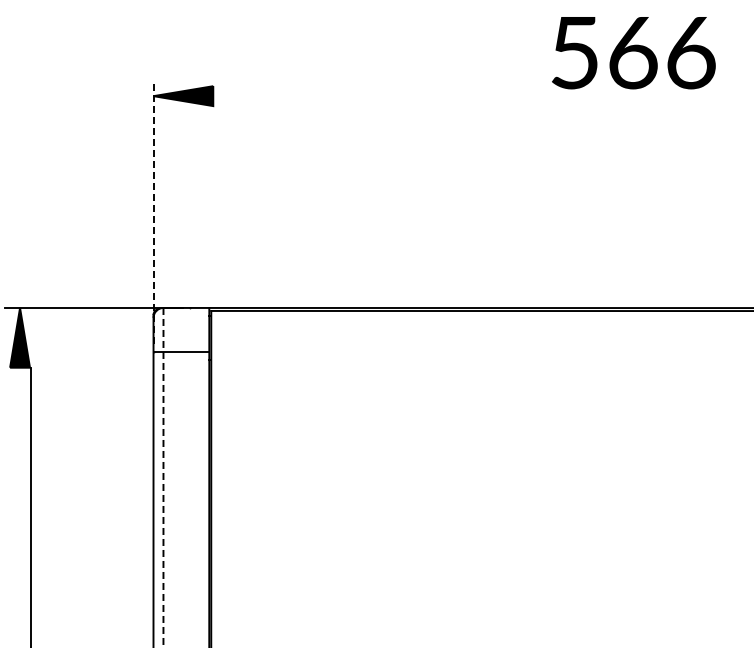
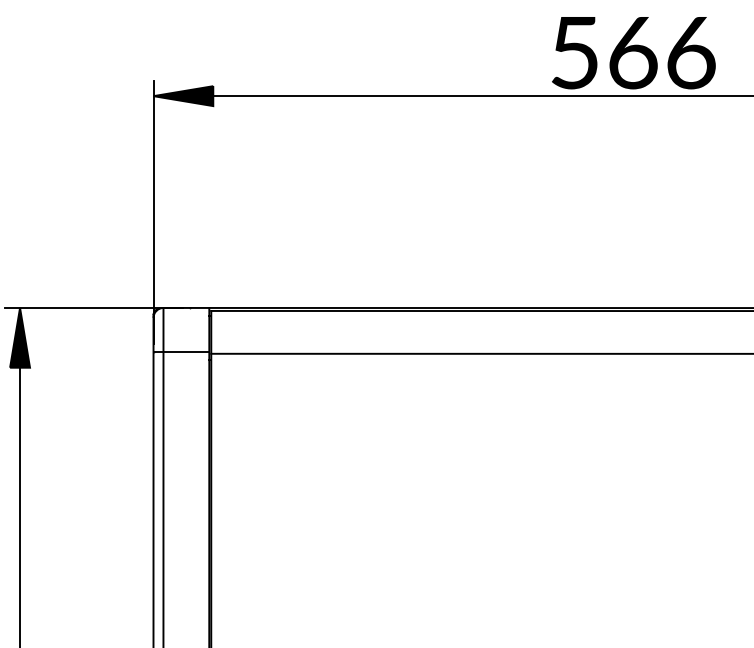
line: none -> present (481, 96)
line: dashed -> solid (153, 212)
line: none -> present (480, 353)
line: dashed -> solid (163, 477)
line position: (31, 505) -> (20, 505) (20, 505)
